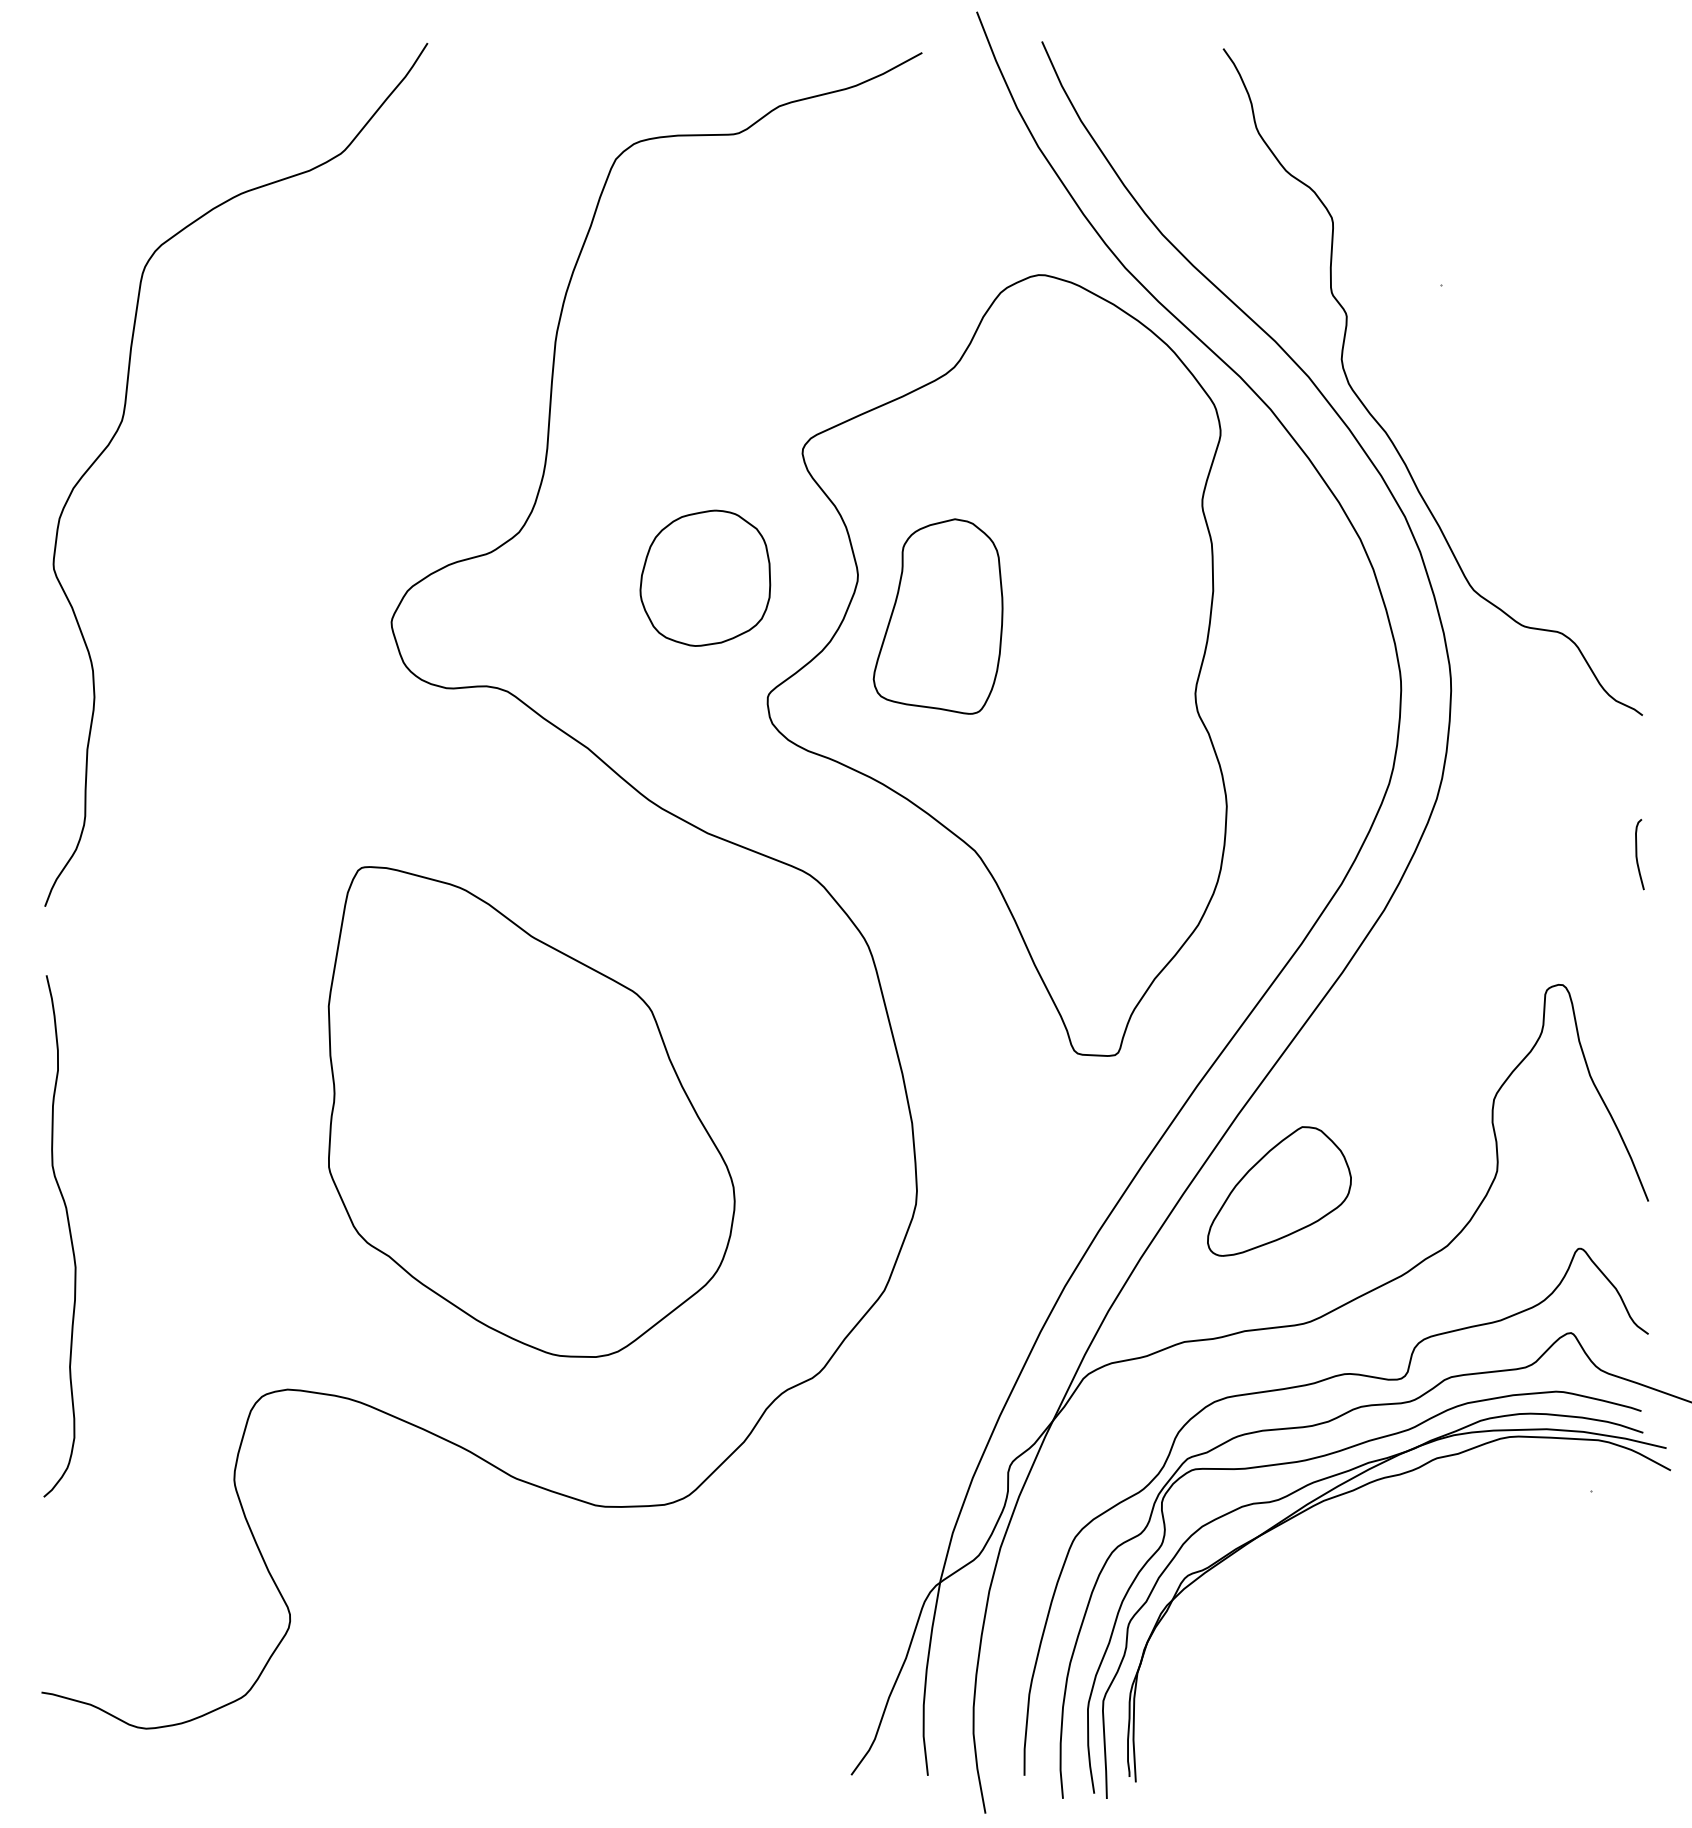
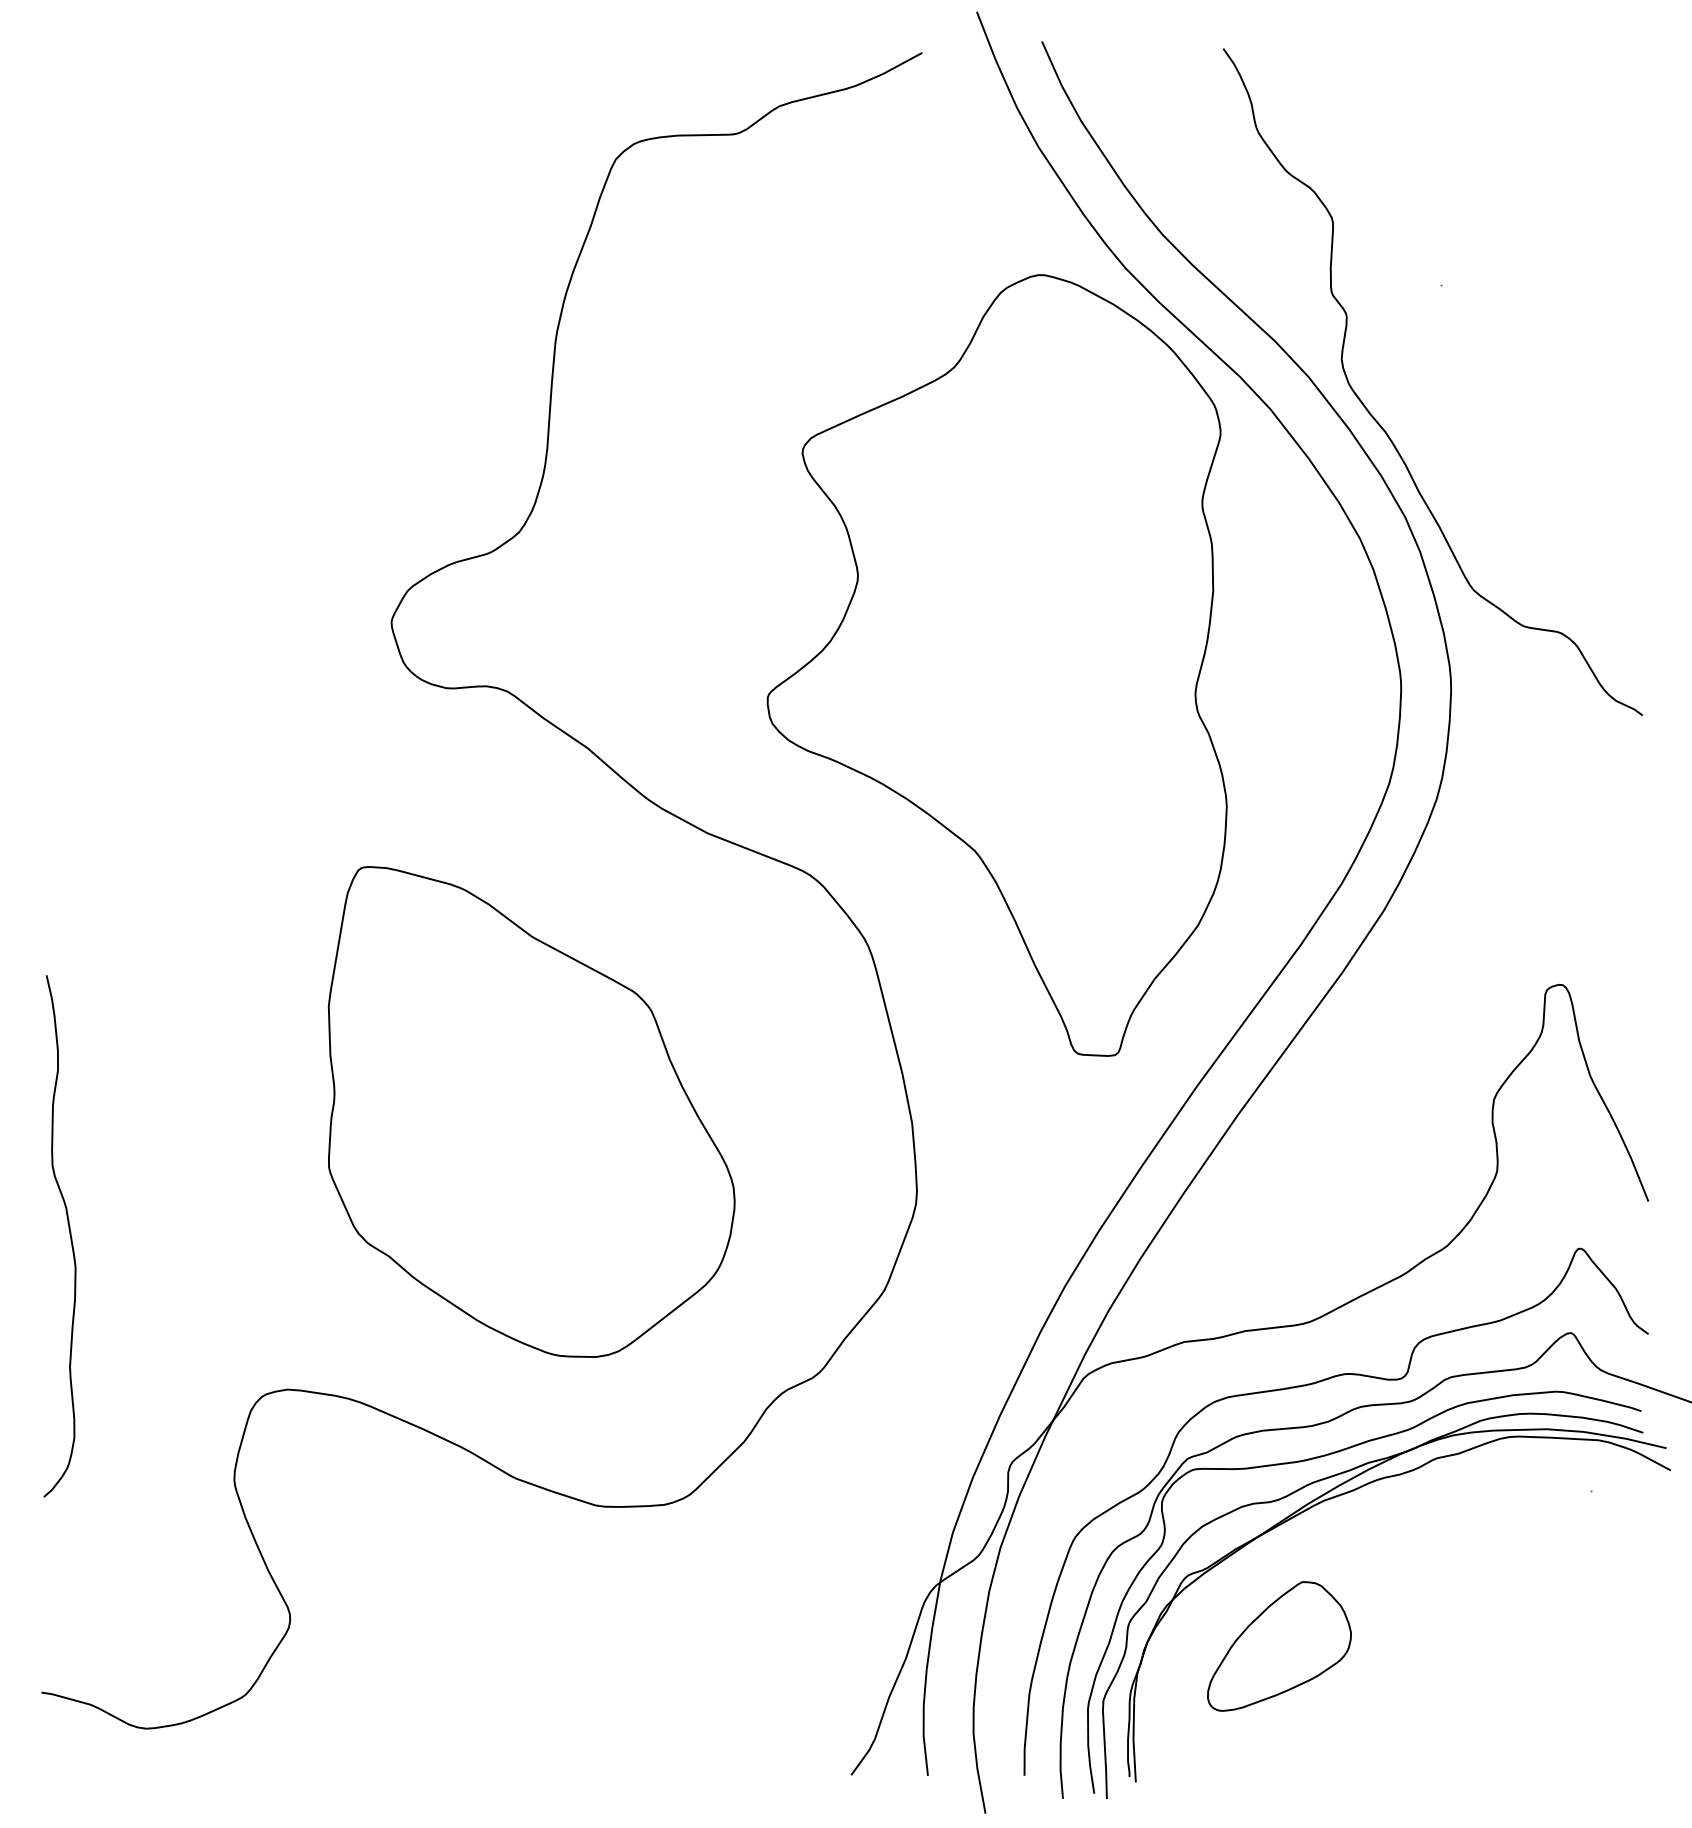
curve: present -> none (122, 422)
part: present -> none (705, 577)
part: present -> none (937, 616)
curve: present -> none (1637, 854)
part position: (1279, 1191) -> (1279, 1646) (1279, 1646)
